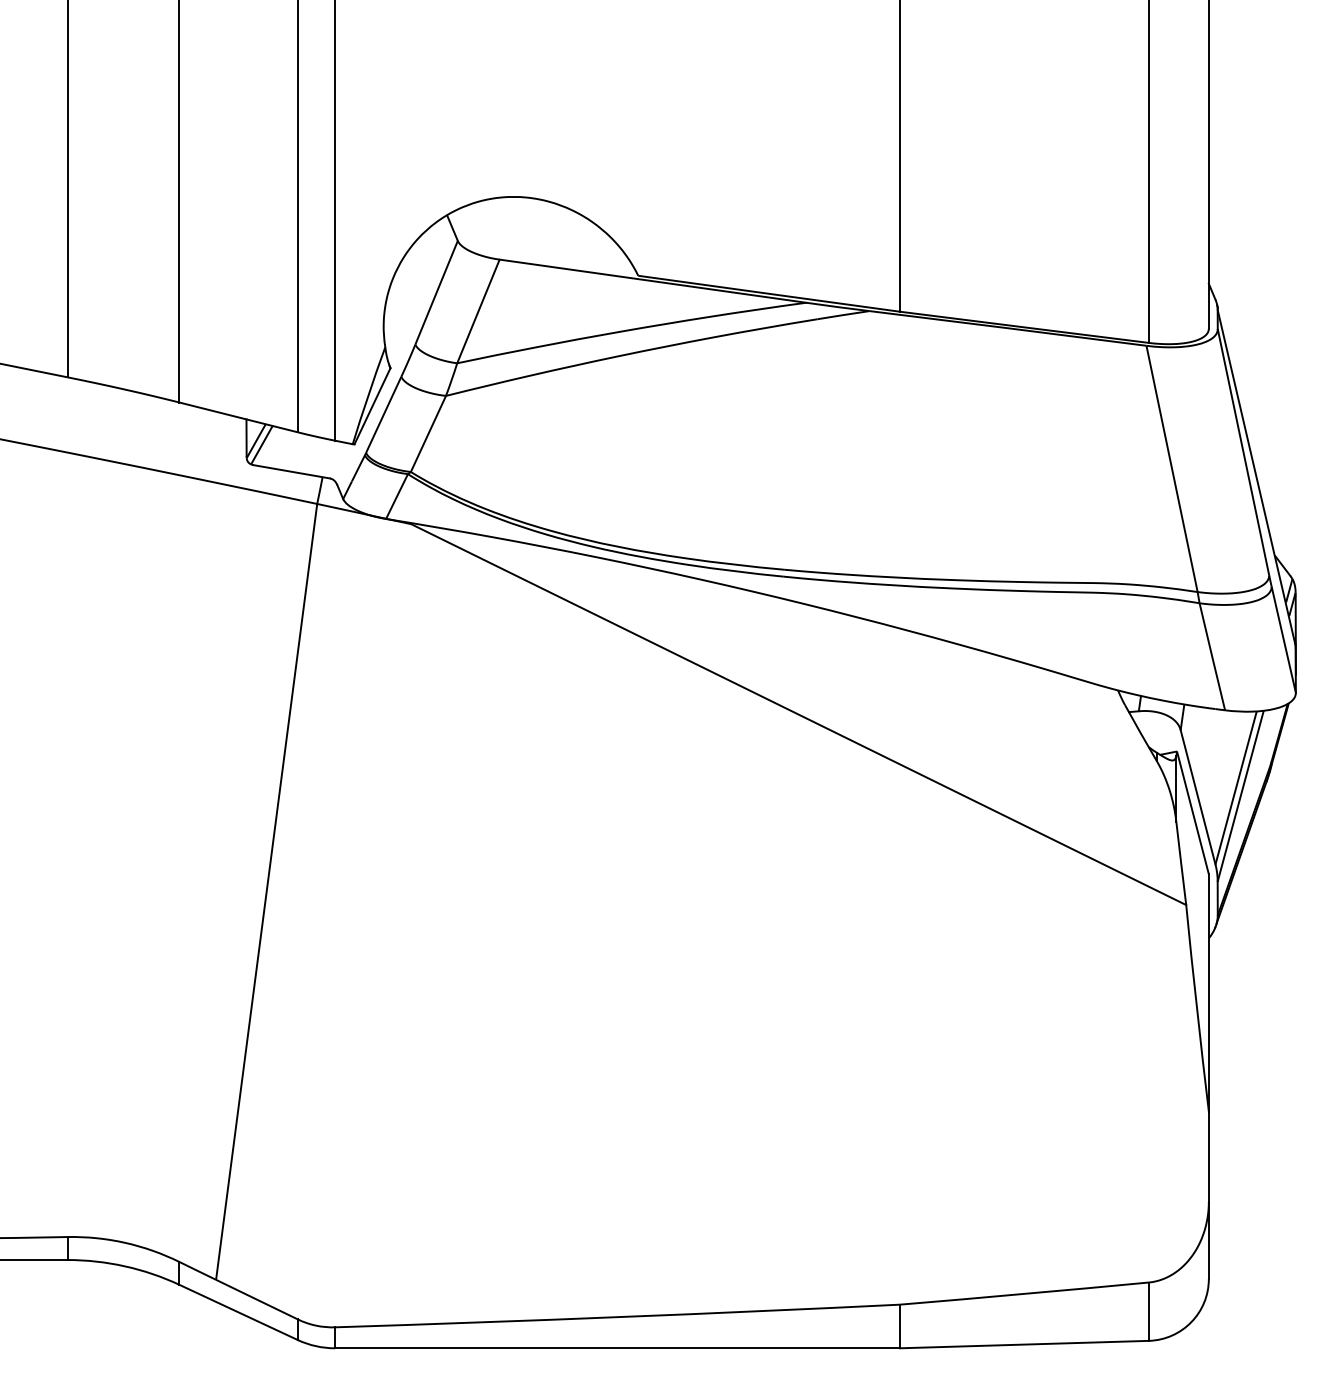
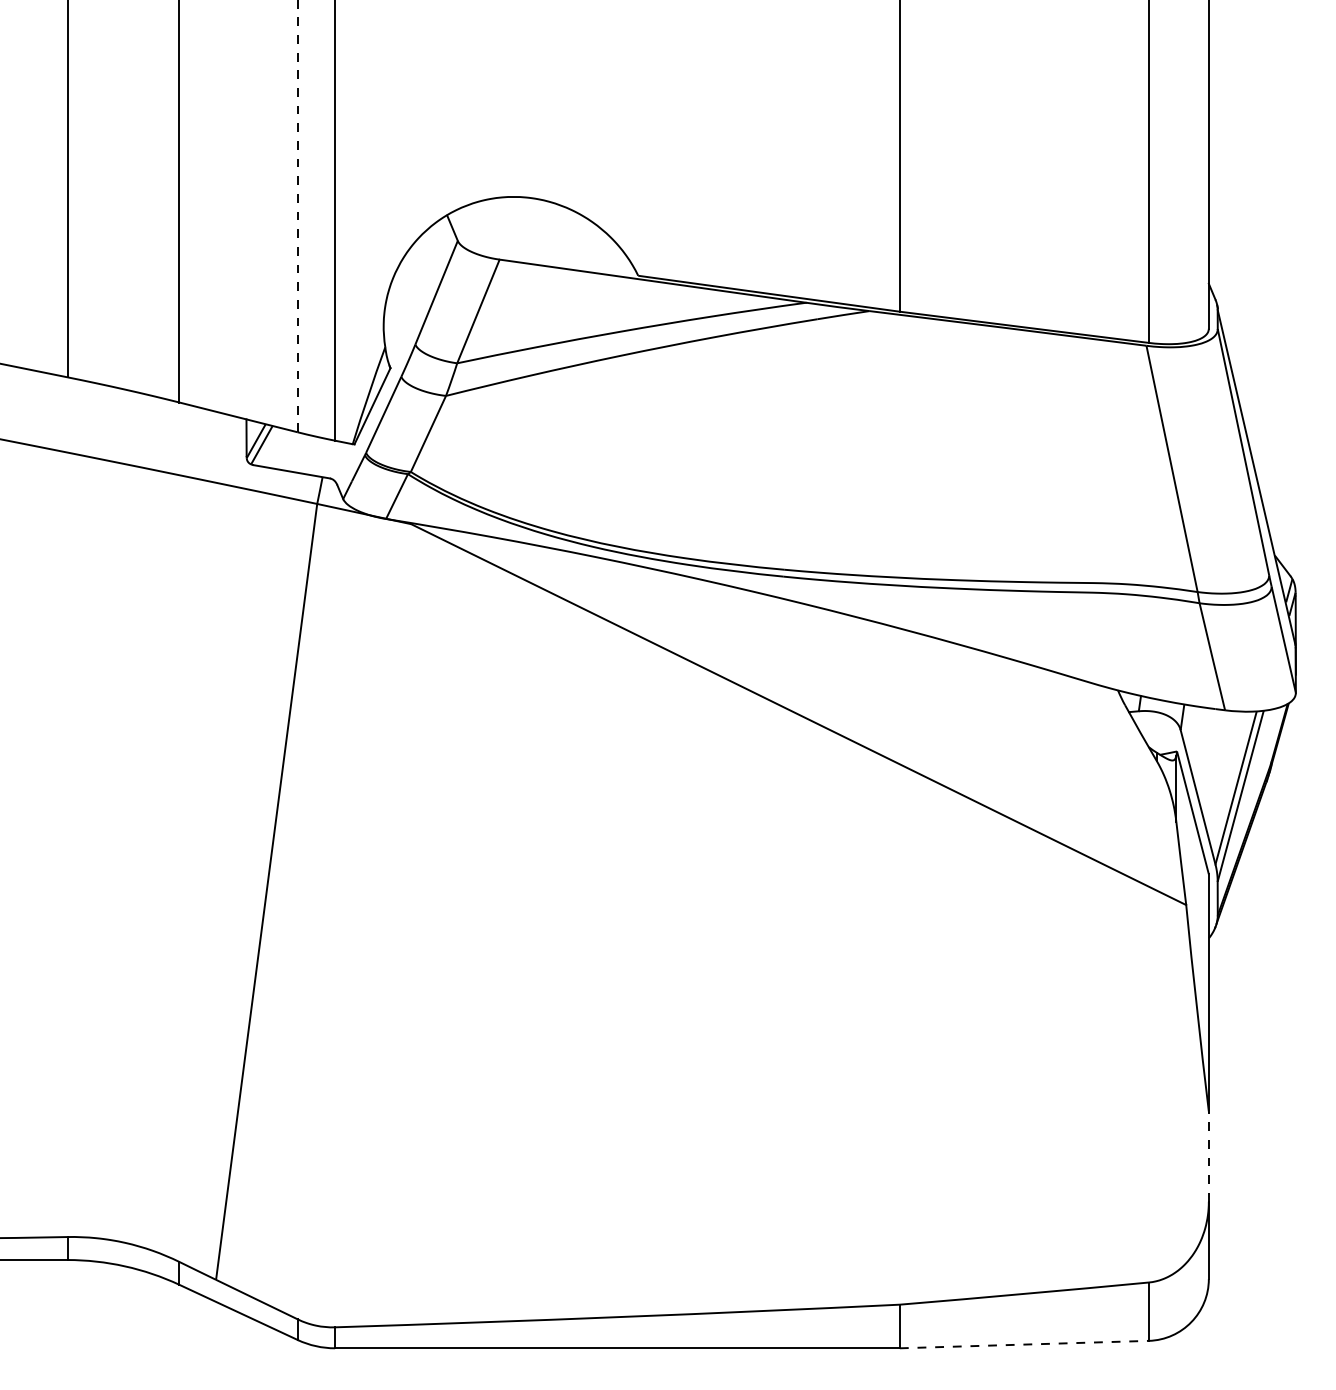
line: solid -> dashed (297, 216)
line: solid -> dashed (1208, 1156)
line: solid -> dashed (1024, 1344)
